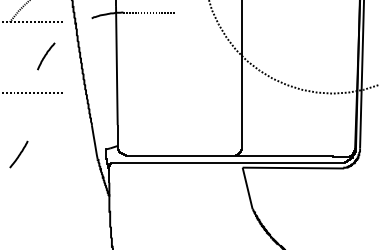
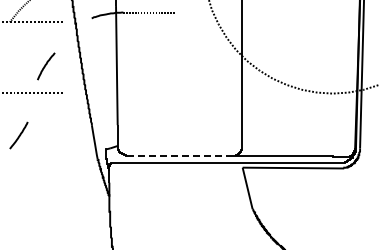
curve position: (46, 55) -> (46, 65) (46, 65)
line position: (18, 154) -> (18, 135) (18, 135)
line: solid -> dashed (179, 155)
